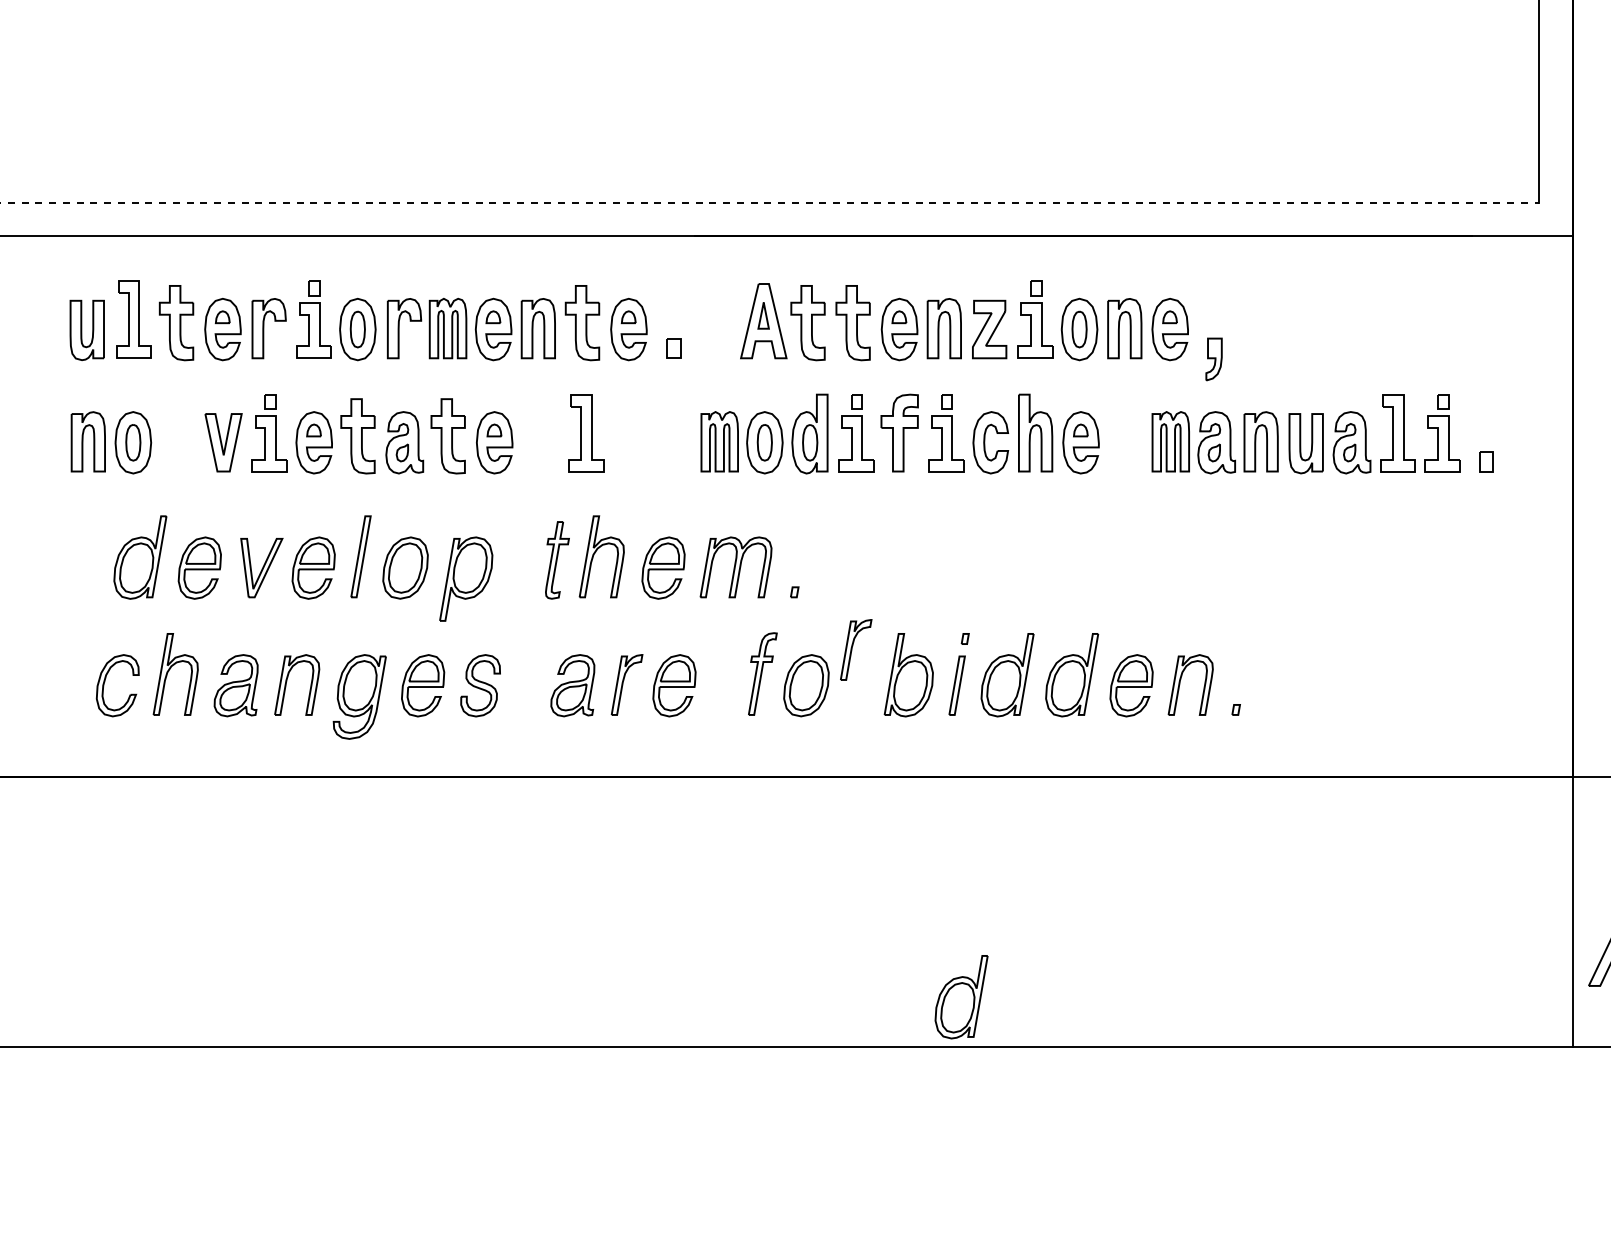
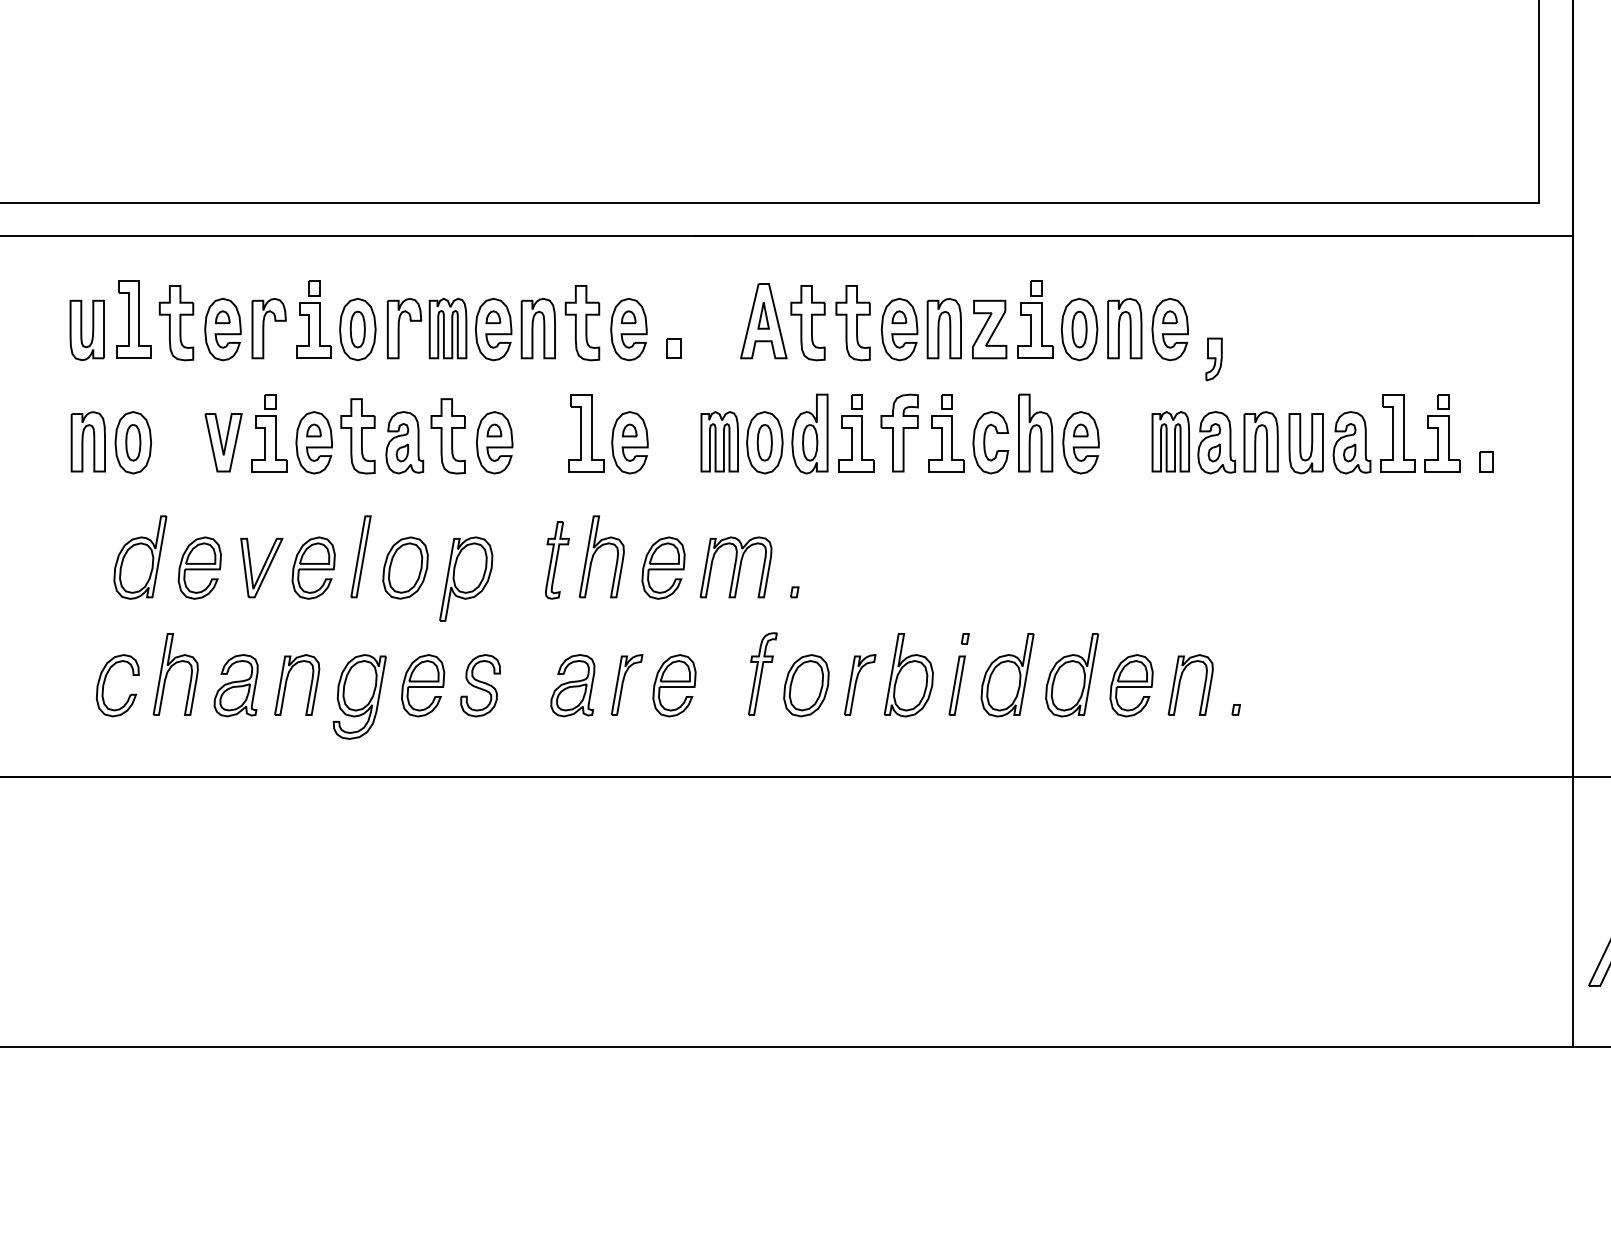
line: dashed -> solid (770, 202)
part: none -> present (629, 442)
part position: (856, 649) -> (860, 684) (860, 684)
part: present -> none (961, 997)
